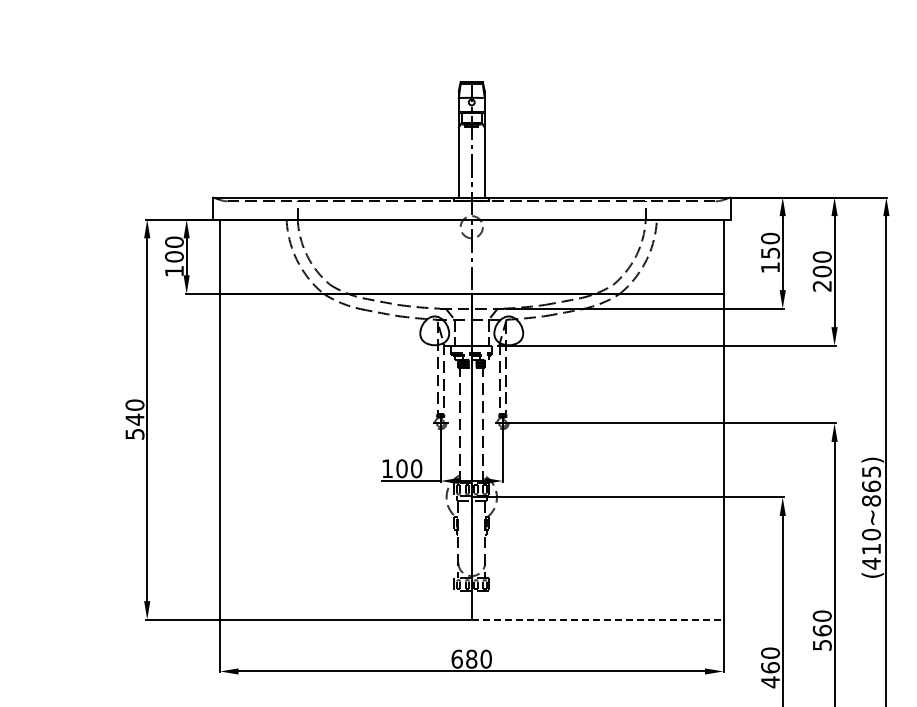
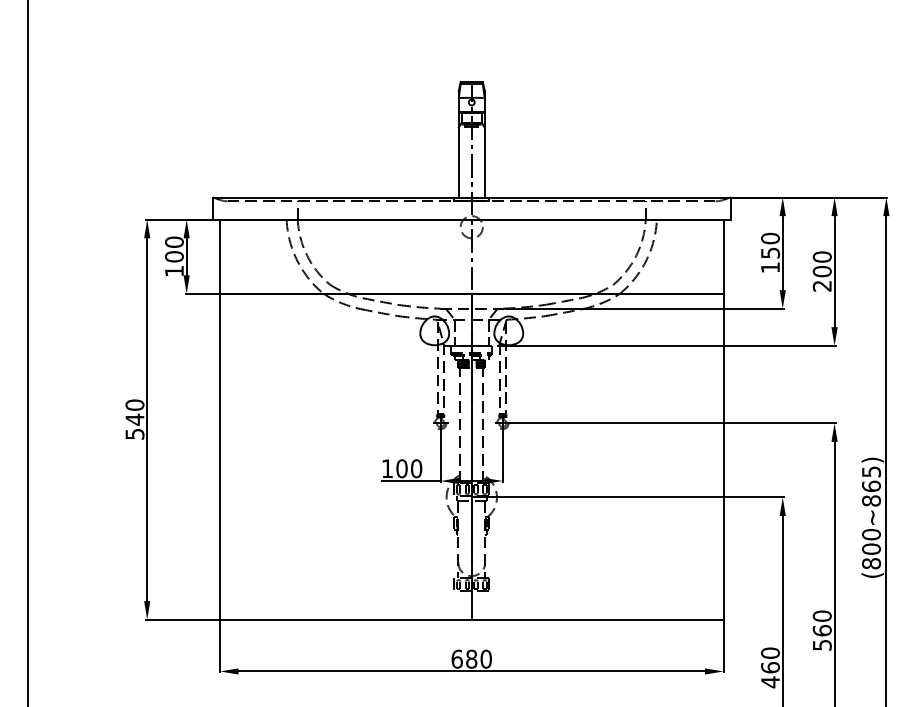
line: none -> present (27, 352)
text: (410~865) -> (800~865) (871, 556)
line: dashed -> solid (597, 619)
